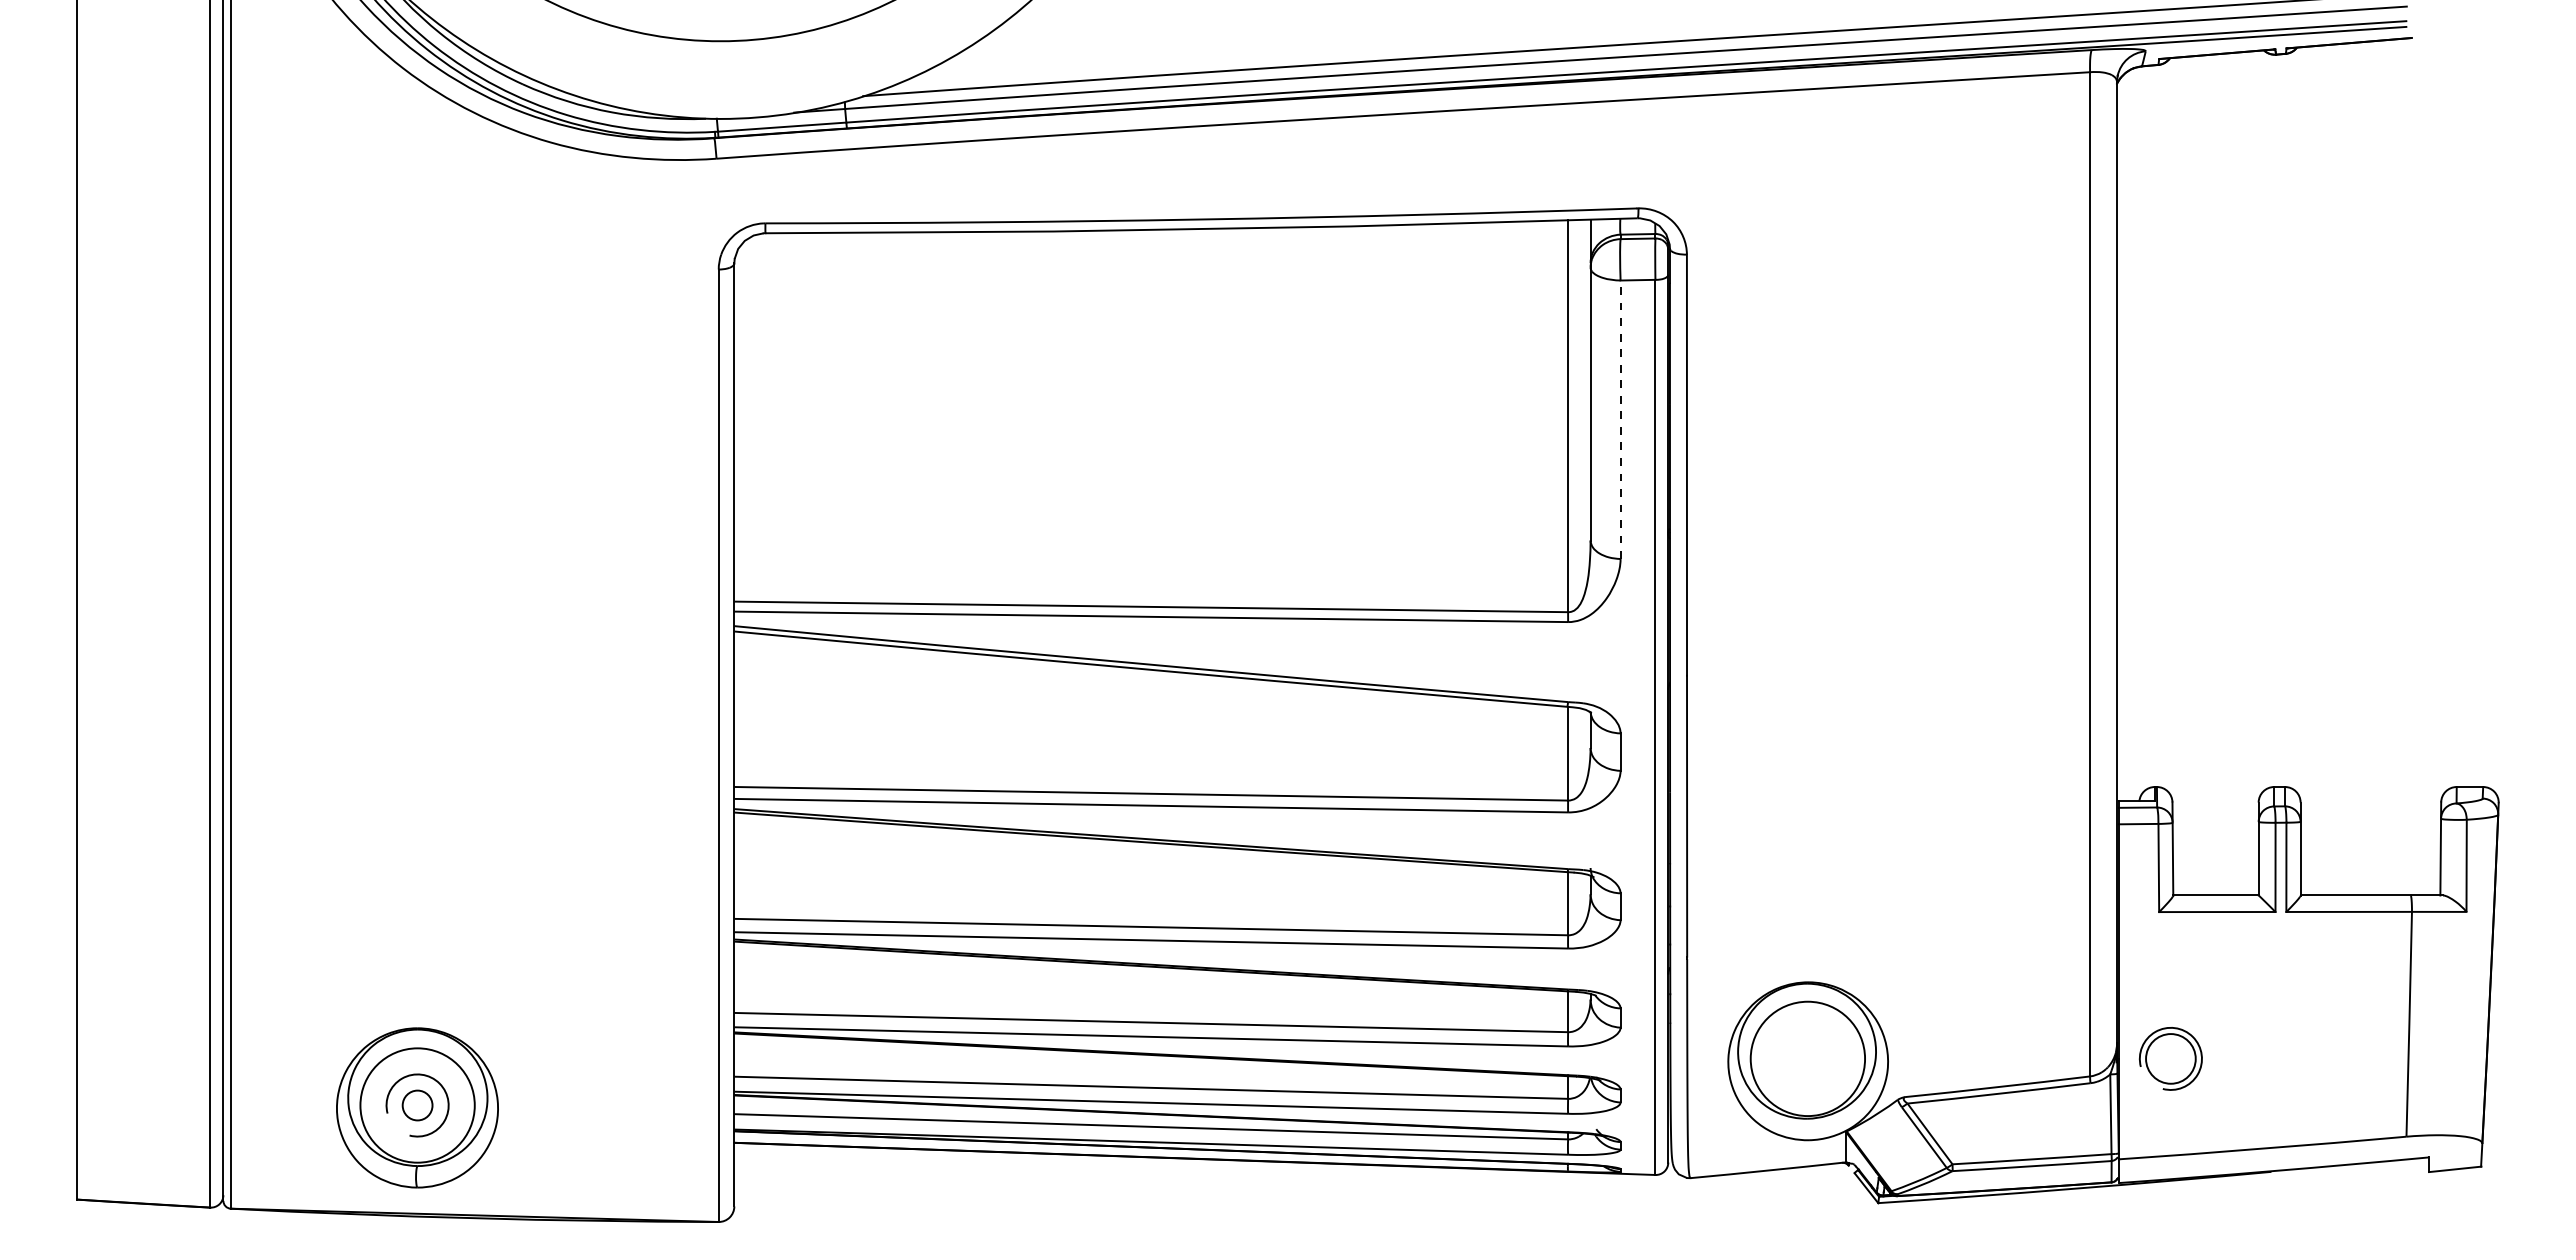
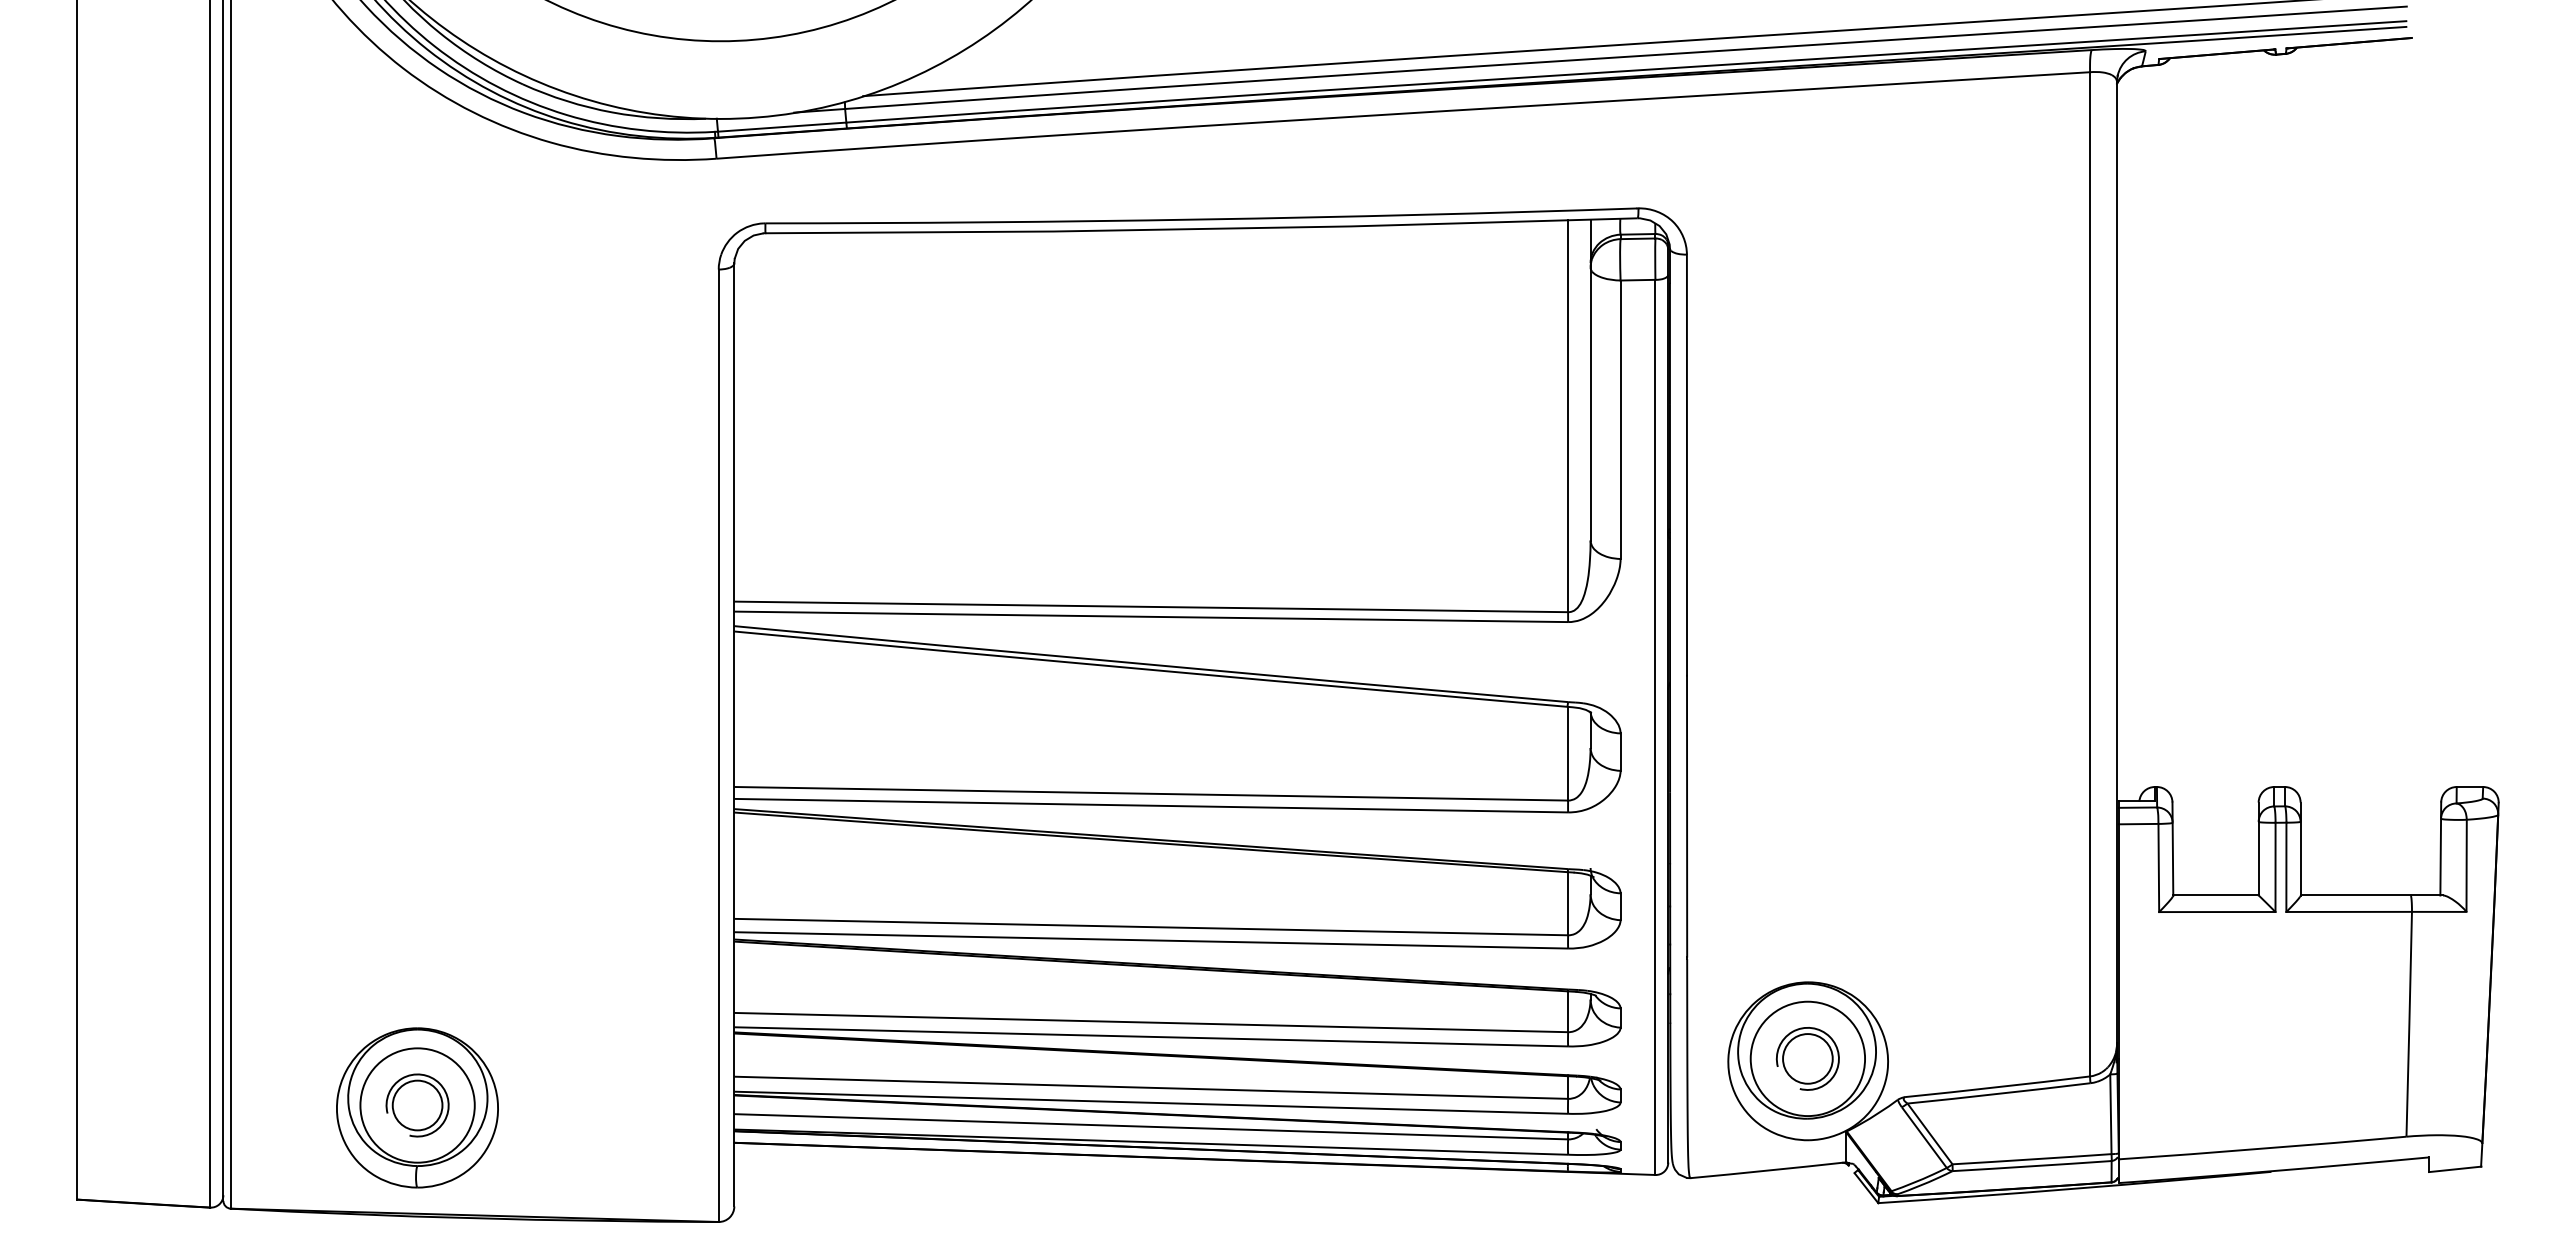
line: dashed -> solid (1620, 419)
part position: (2170, 1058) -> (1807, 1058) (1807, 1058)
circle diameter: 30 px -> 50 px (417, 1105)
